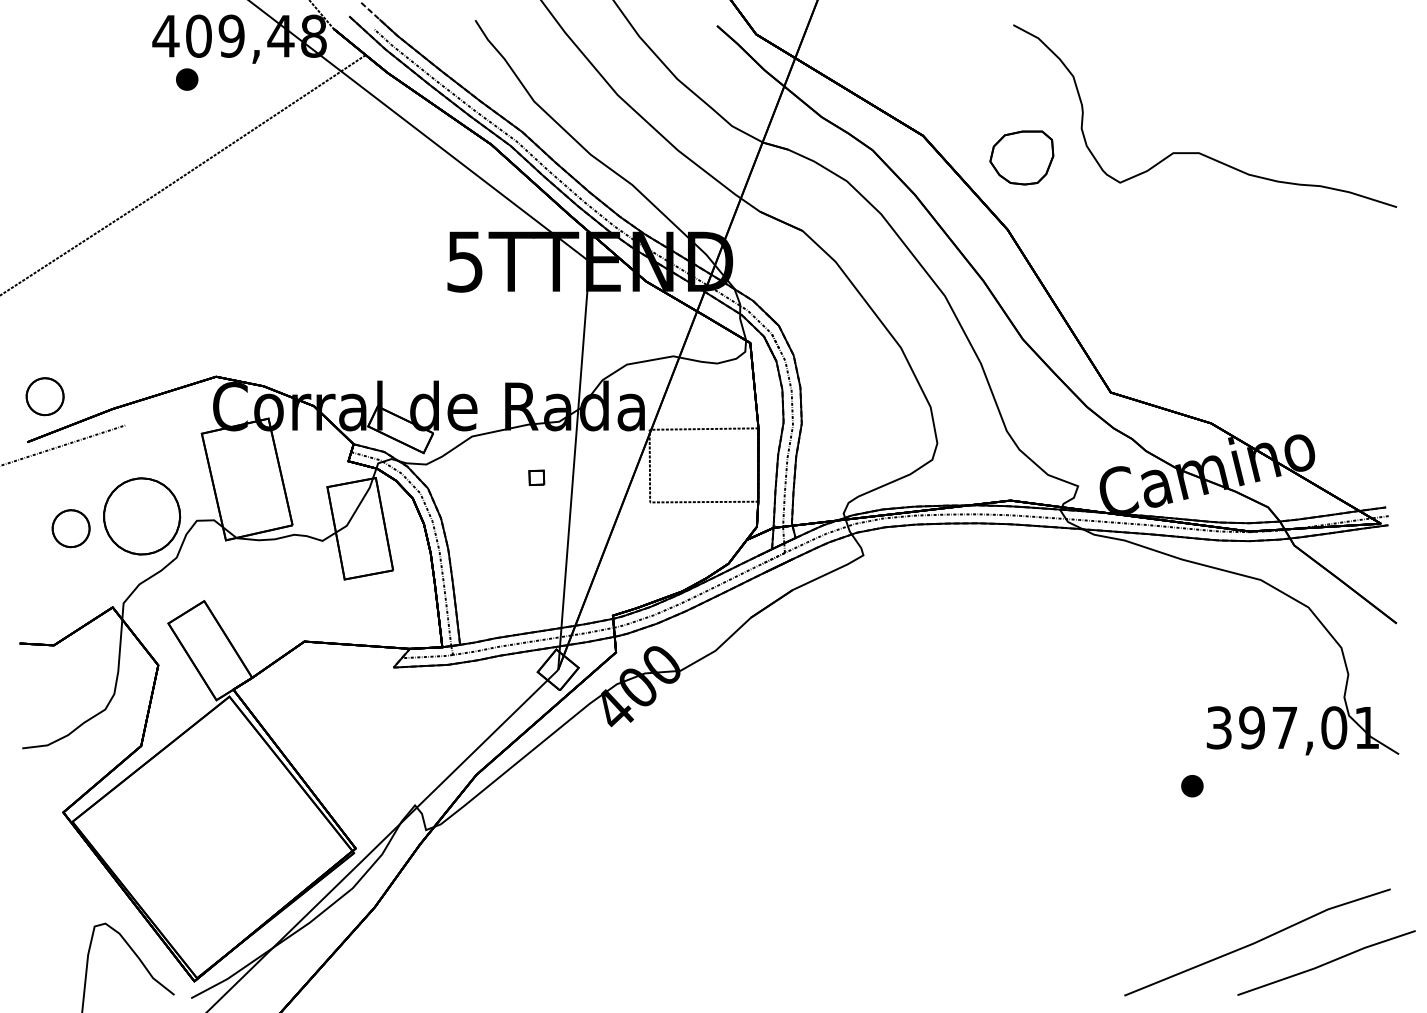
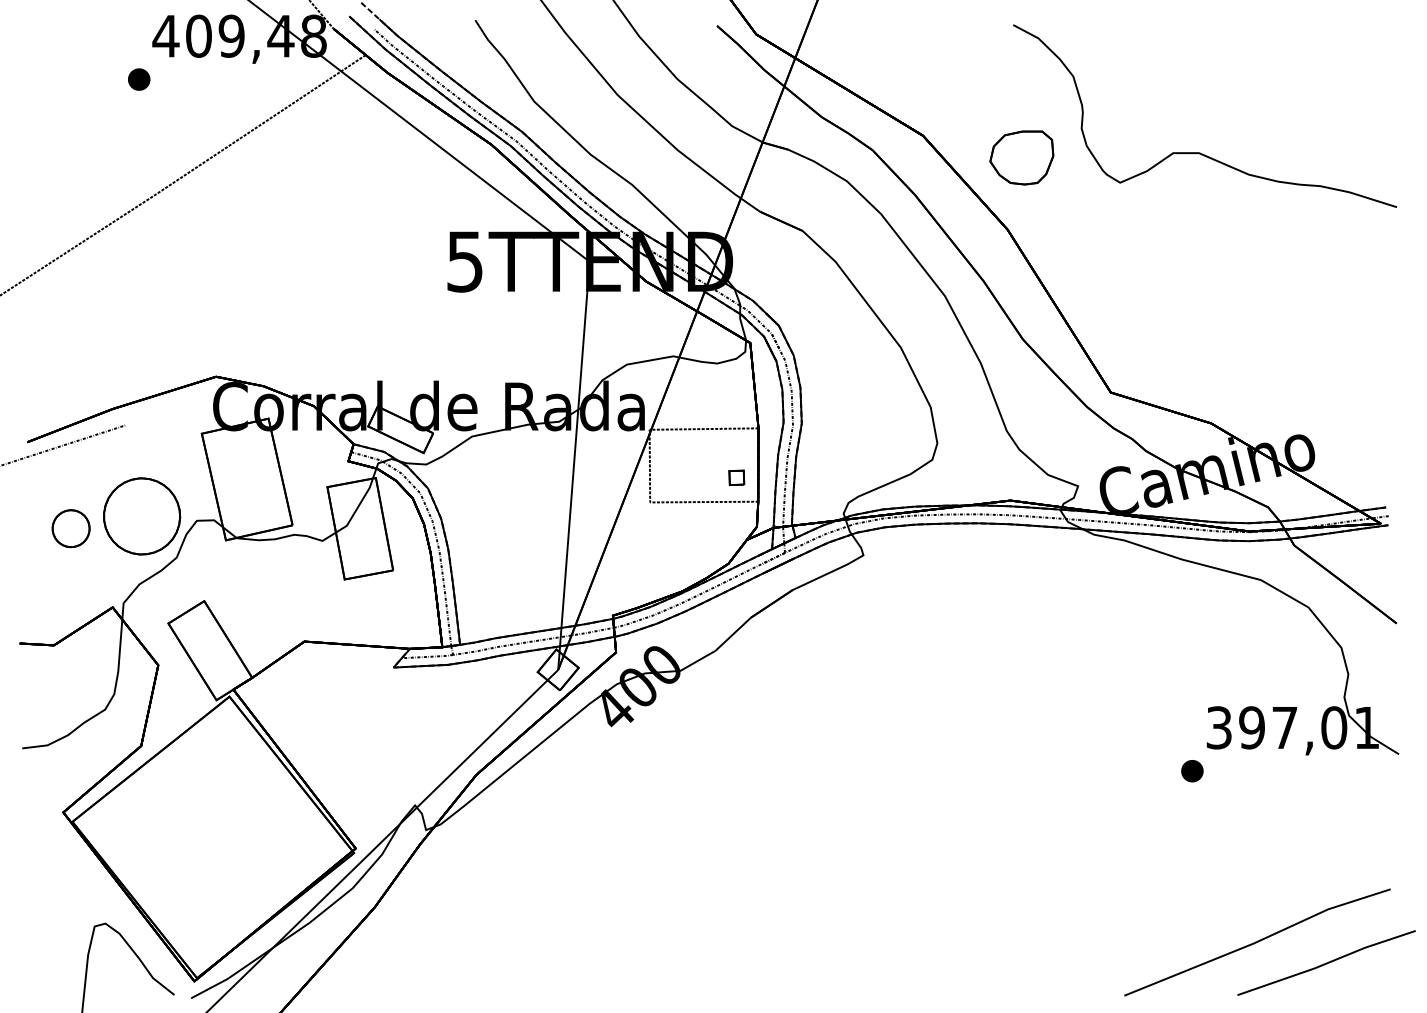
part position: (187, 79) -> (139, 79) (139, 79)
part: present -> none (44, 396)
part position: (536, 477) -> (736, 477) (736, 477)
part position: (1192, 786) -> (1192, 771) (1192, 771)
